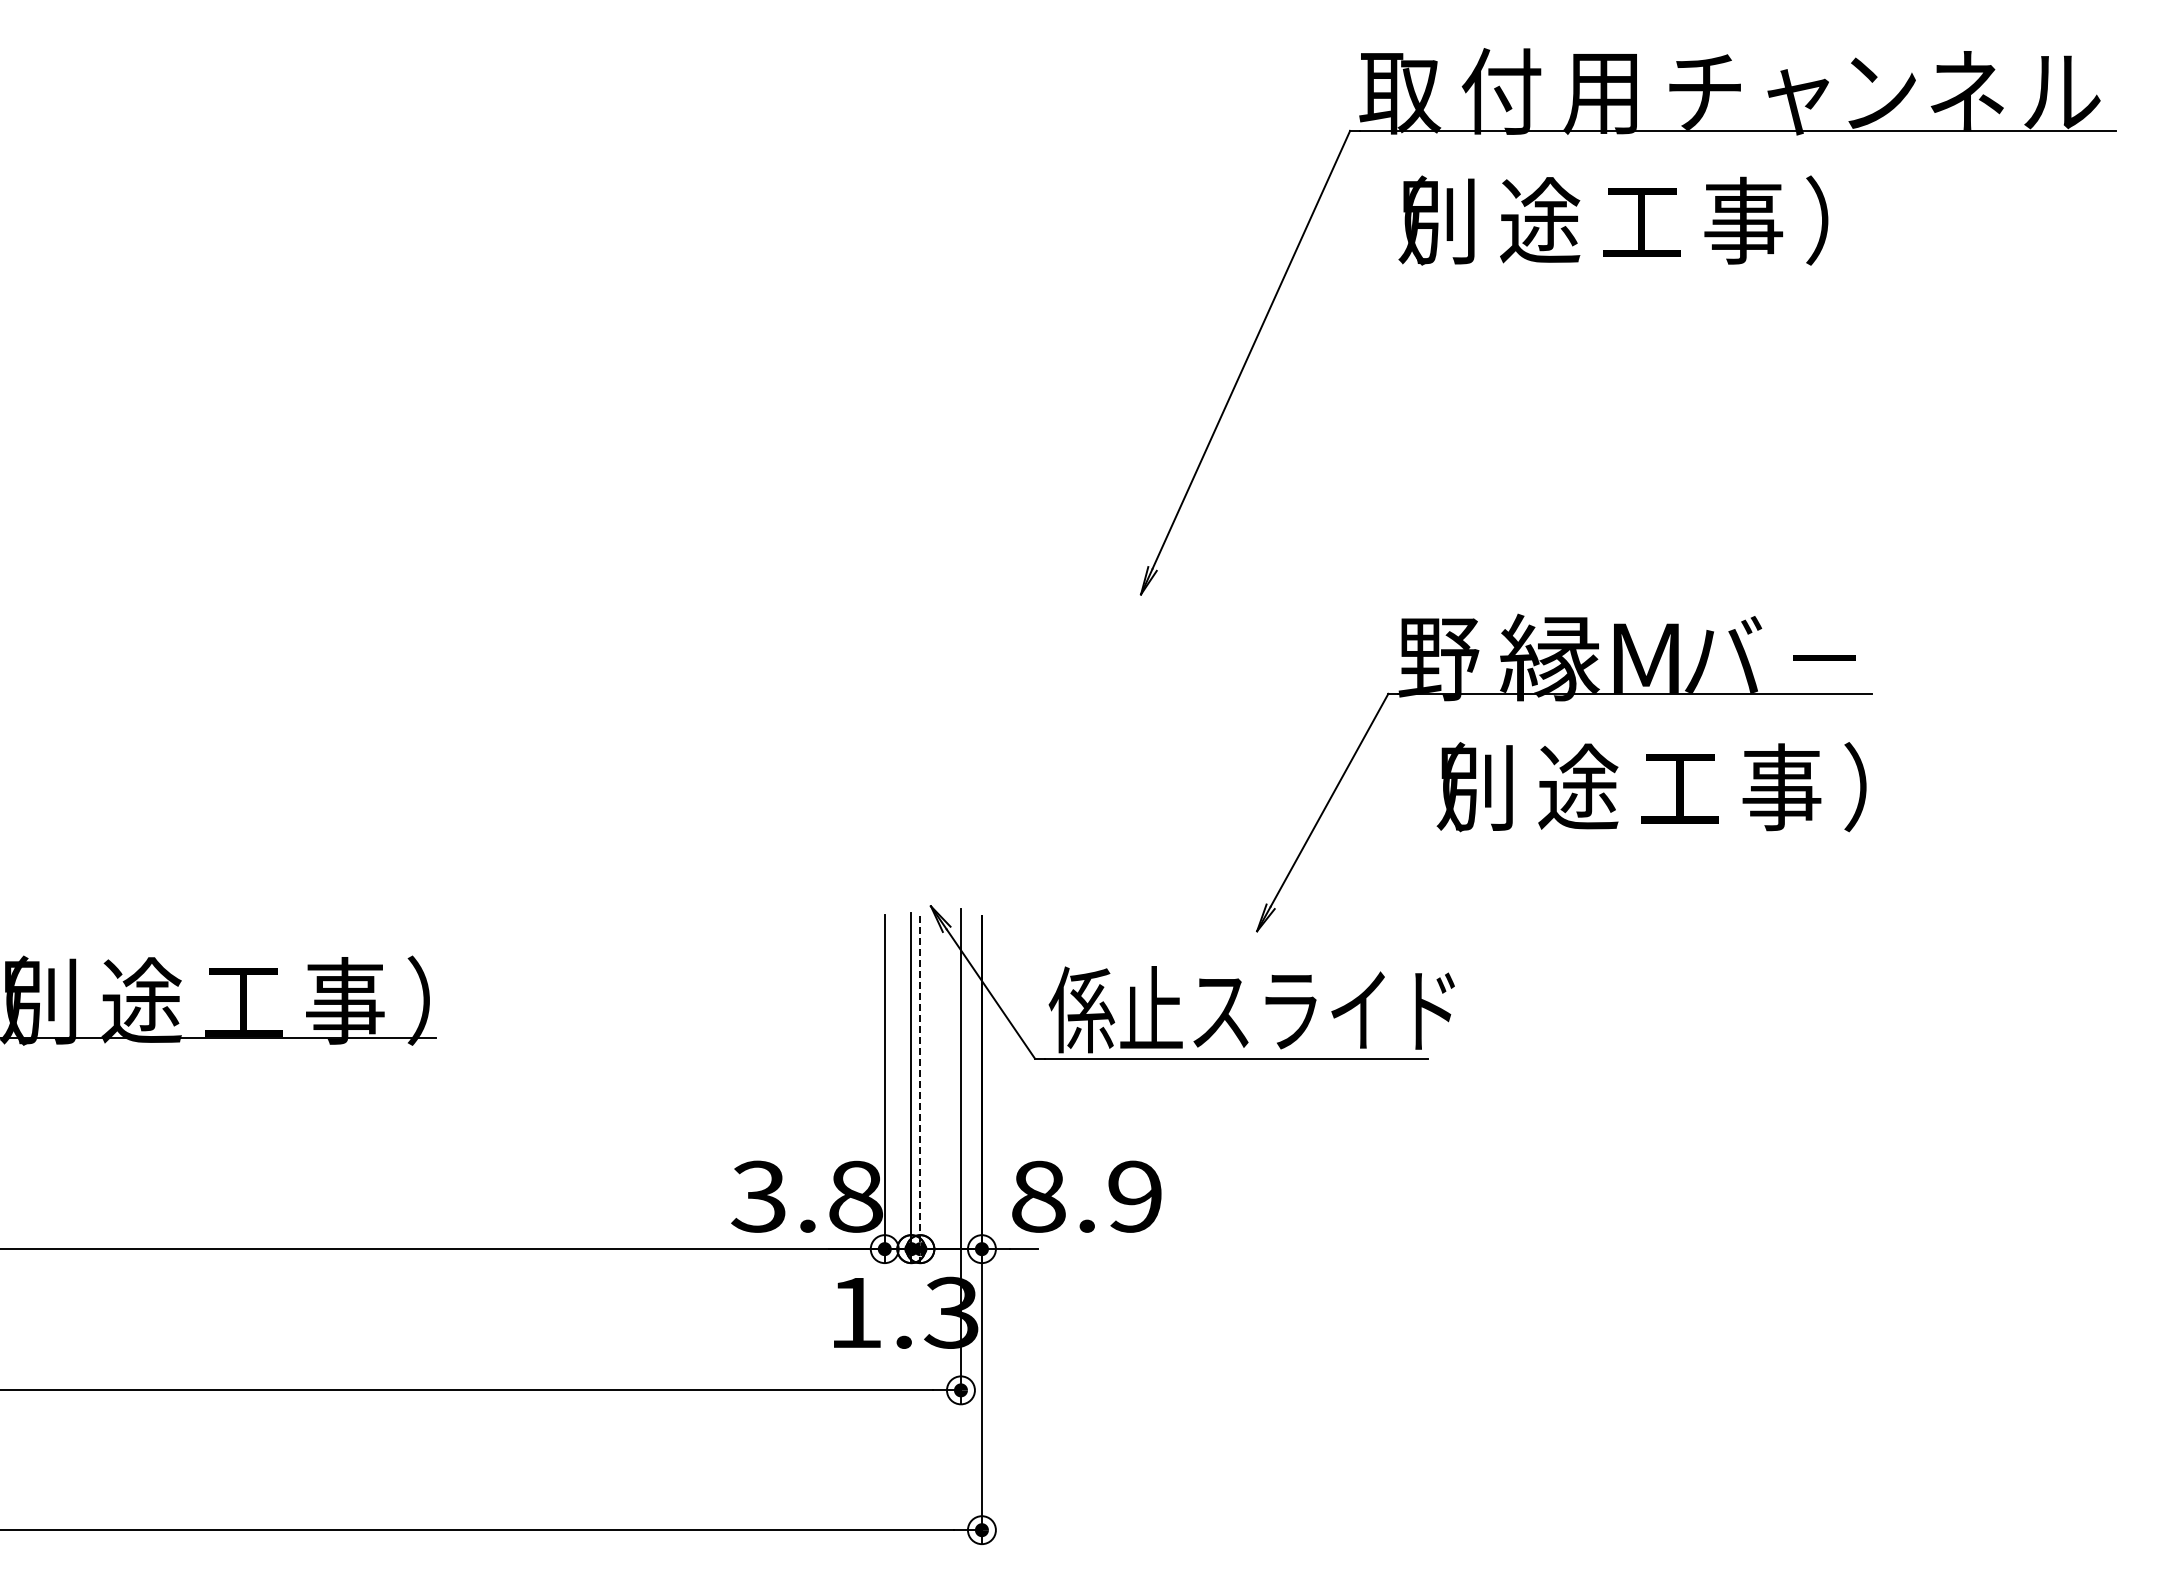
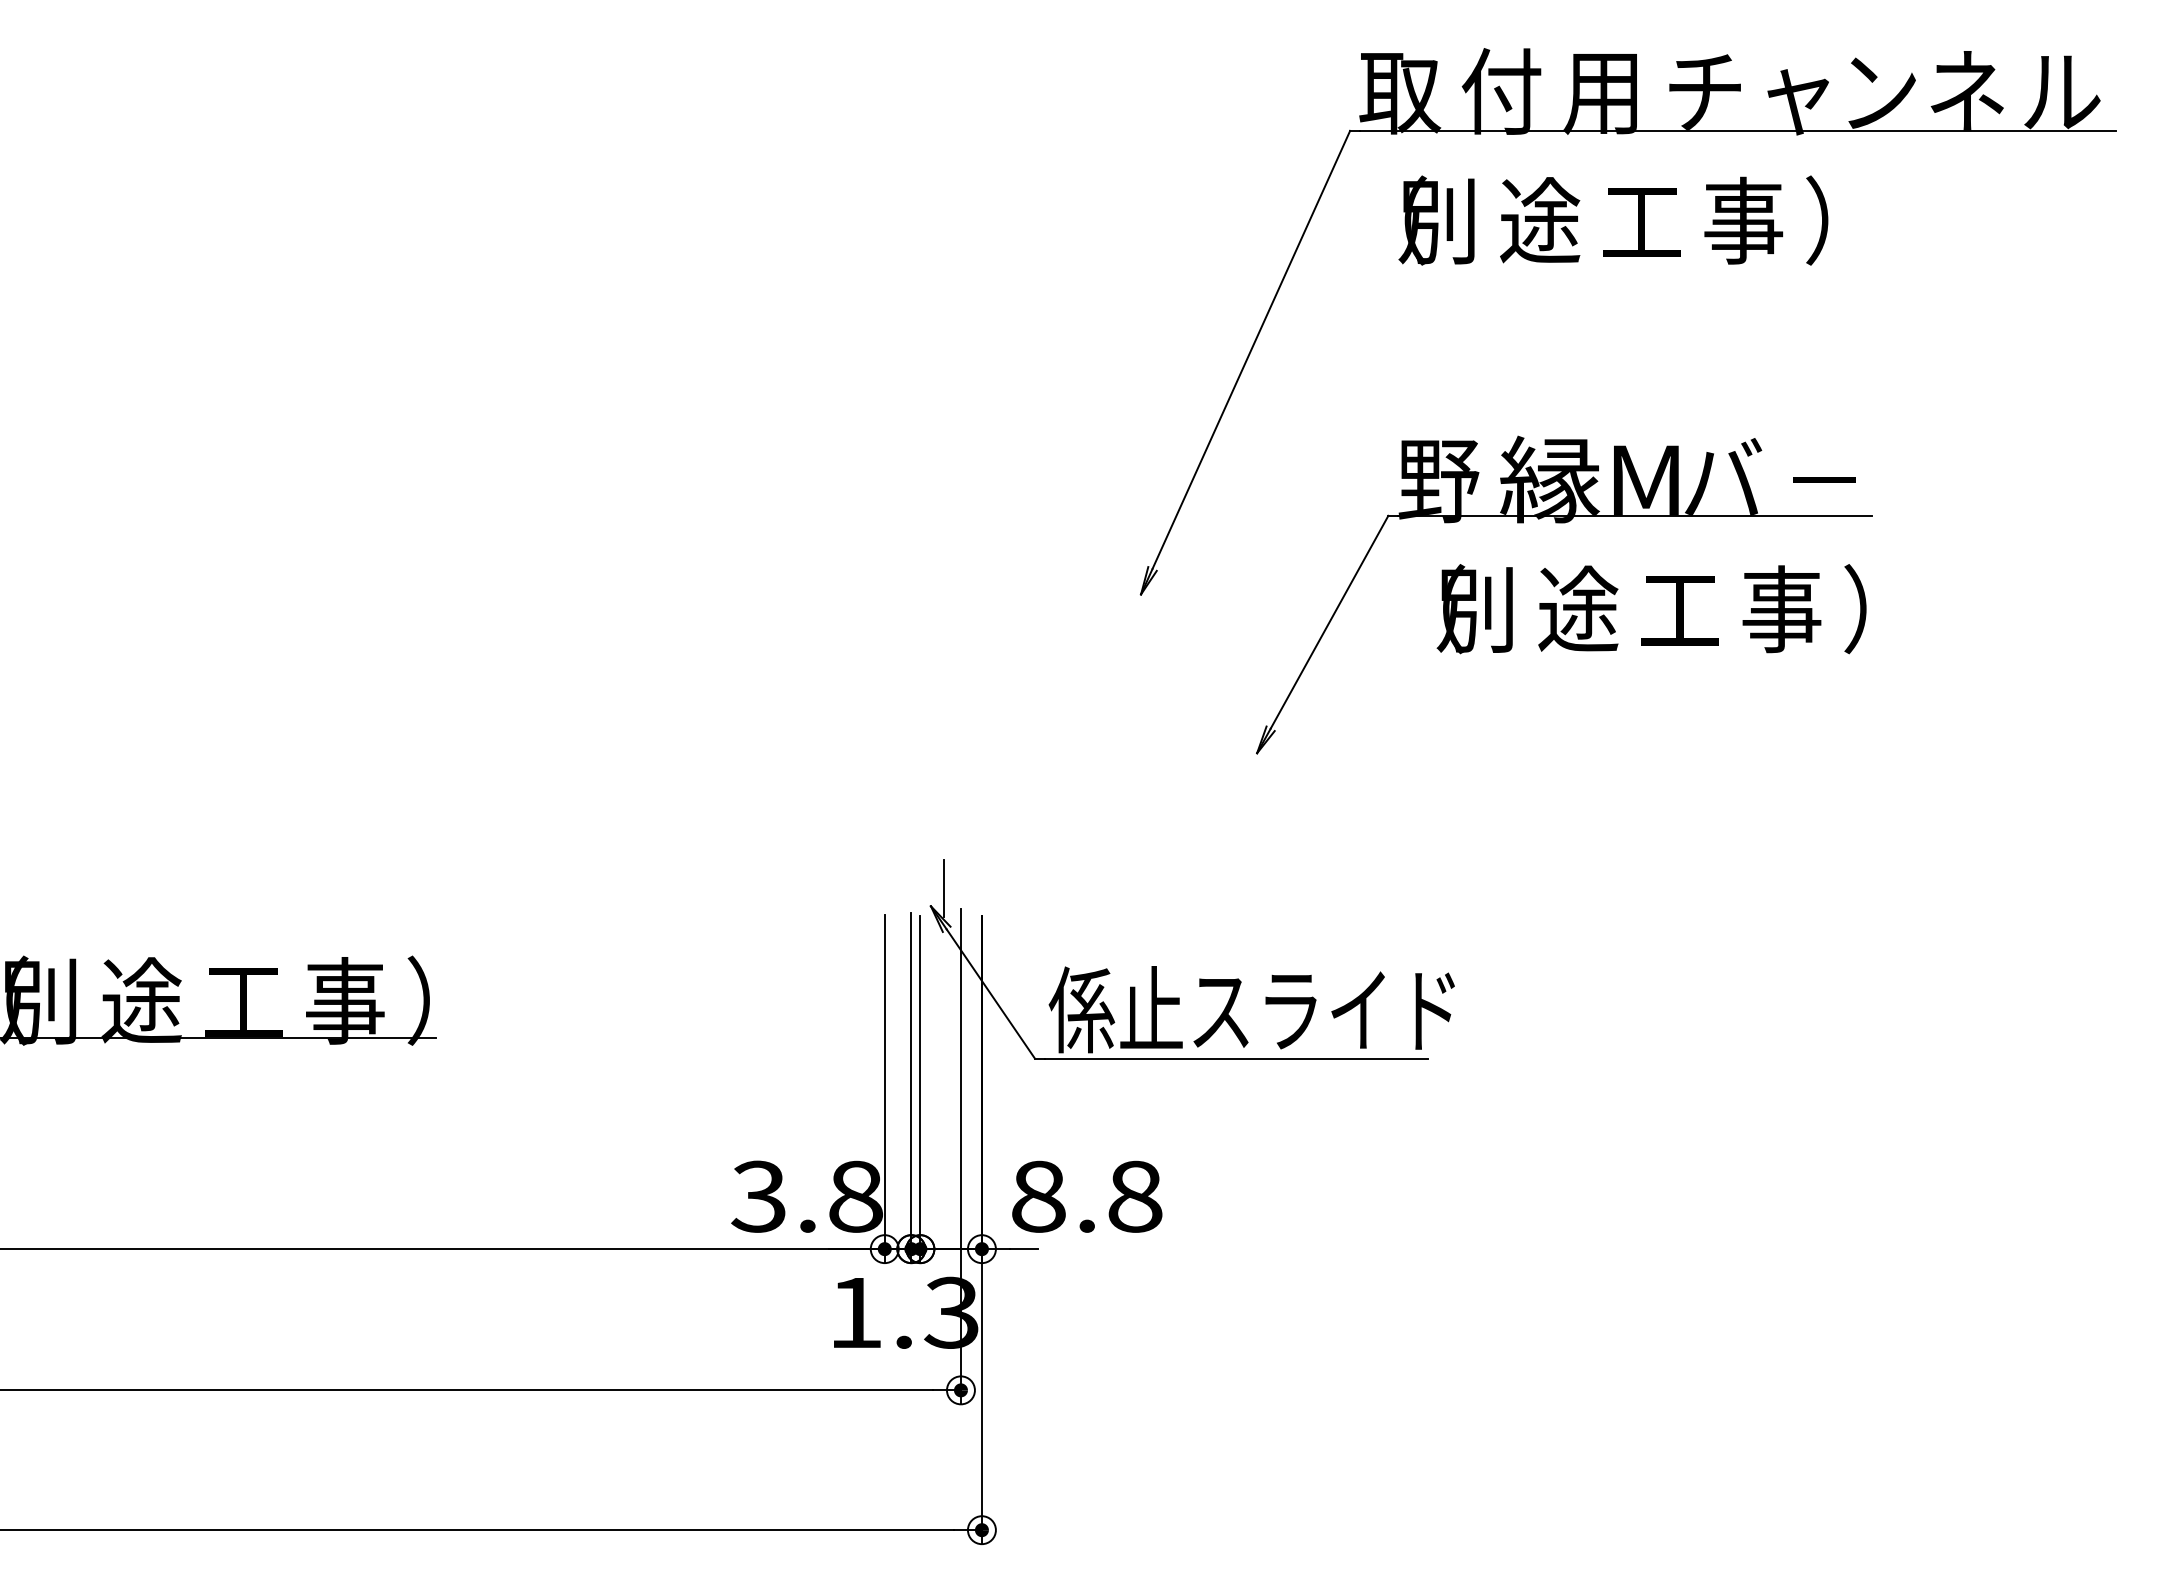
part position: (1564, 772) -> (1564, 594) (1564, 594)
line: none -> present (944, 888)
line: dashed -> solid (920, 1089)
text: 8.9 -> 8.8 (1135, 1196)
